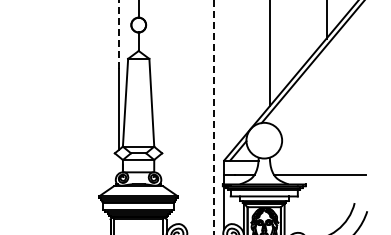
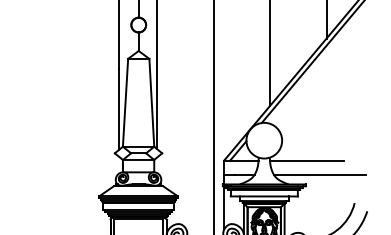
line: dashed -> solid (118, 34)
line: none -> present (157, 75)
line: dashed -> solid (213, 117)
line: none -> present (306, 160)
